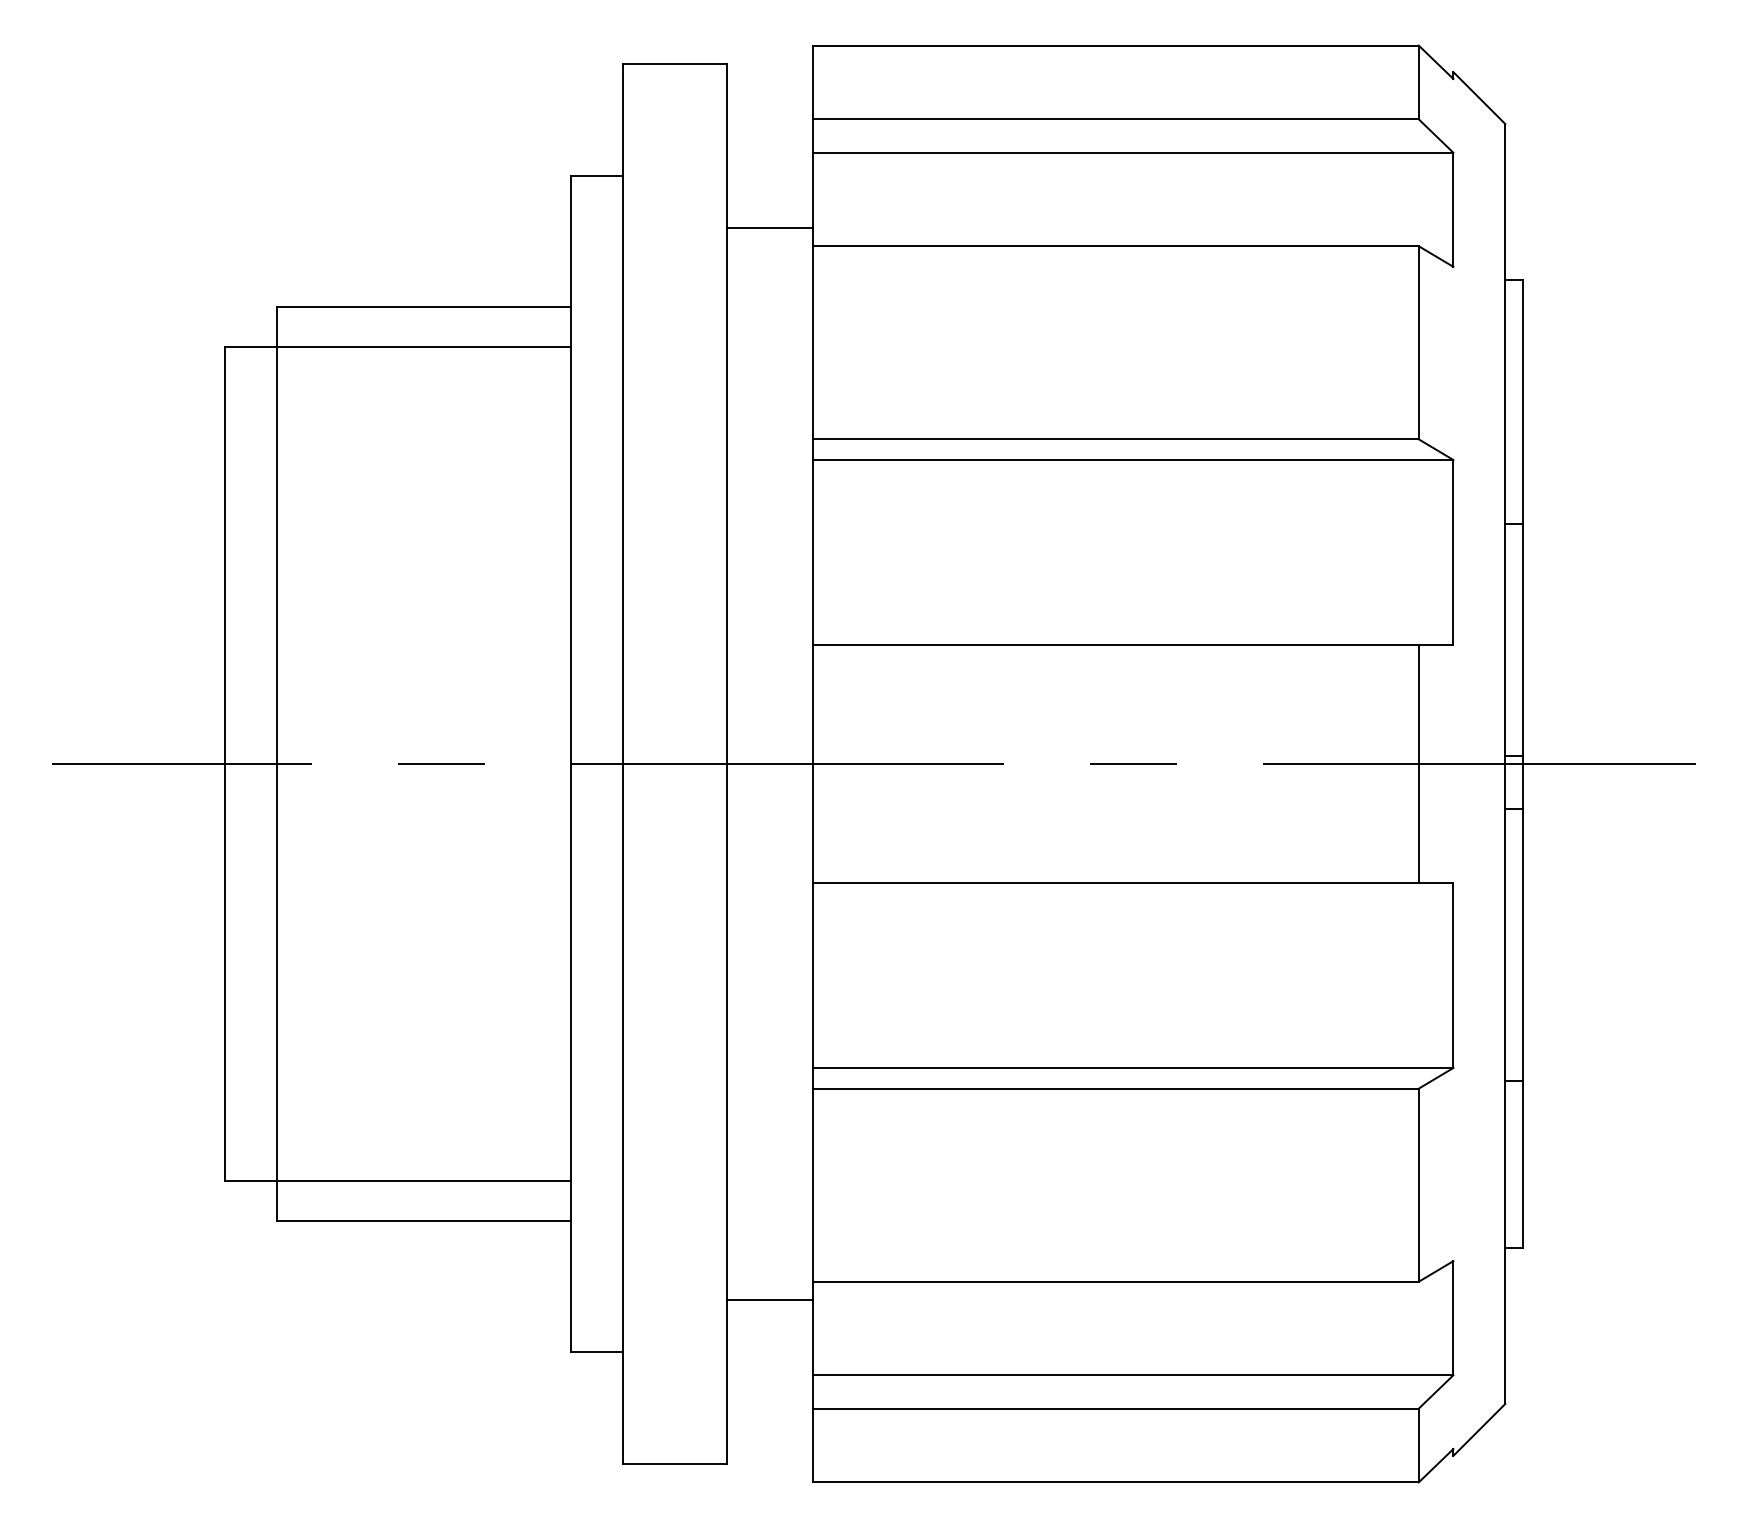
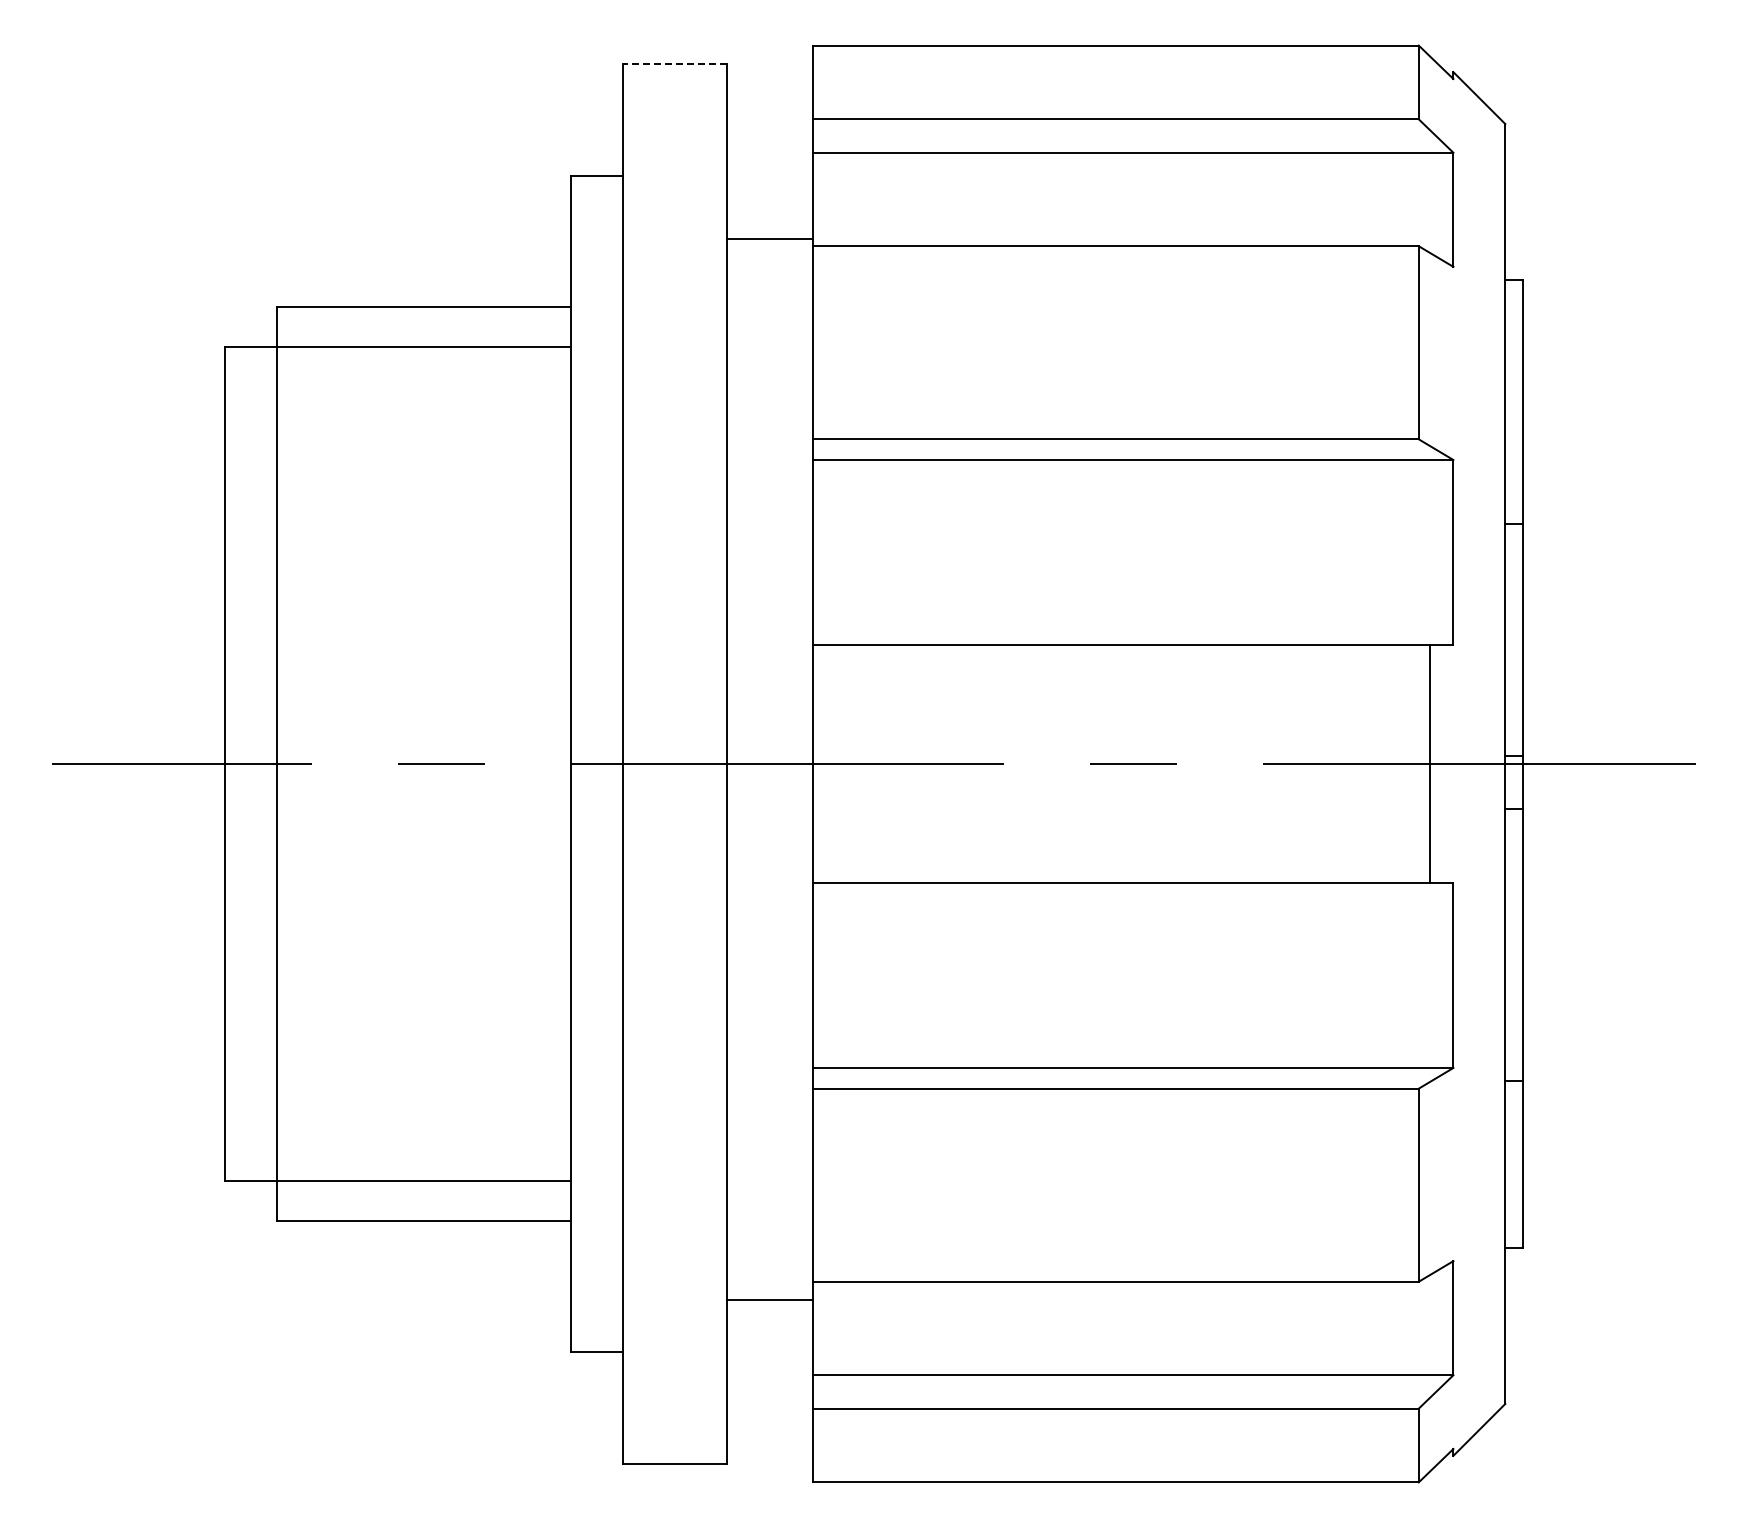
line: solid -> dashed (675, 63)
line position: (769, 227) -> (769, 238) (769, 238)
line position: (1418, 763) -> (1429, 763) (1429, 763)
